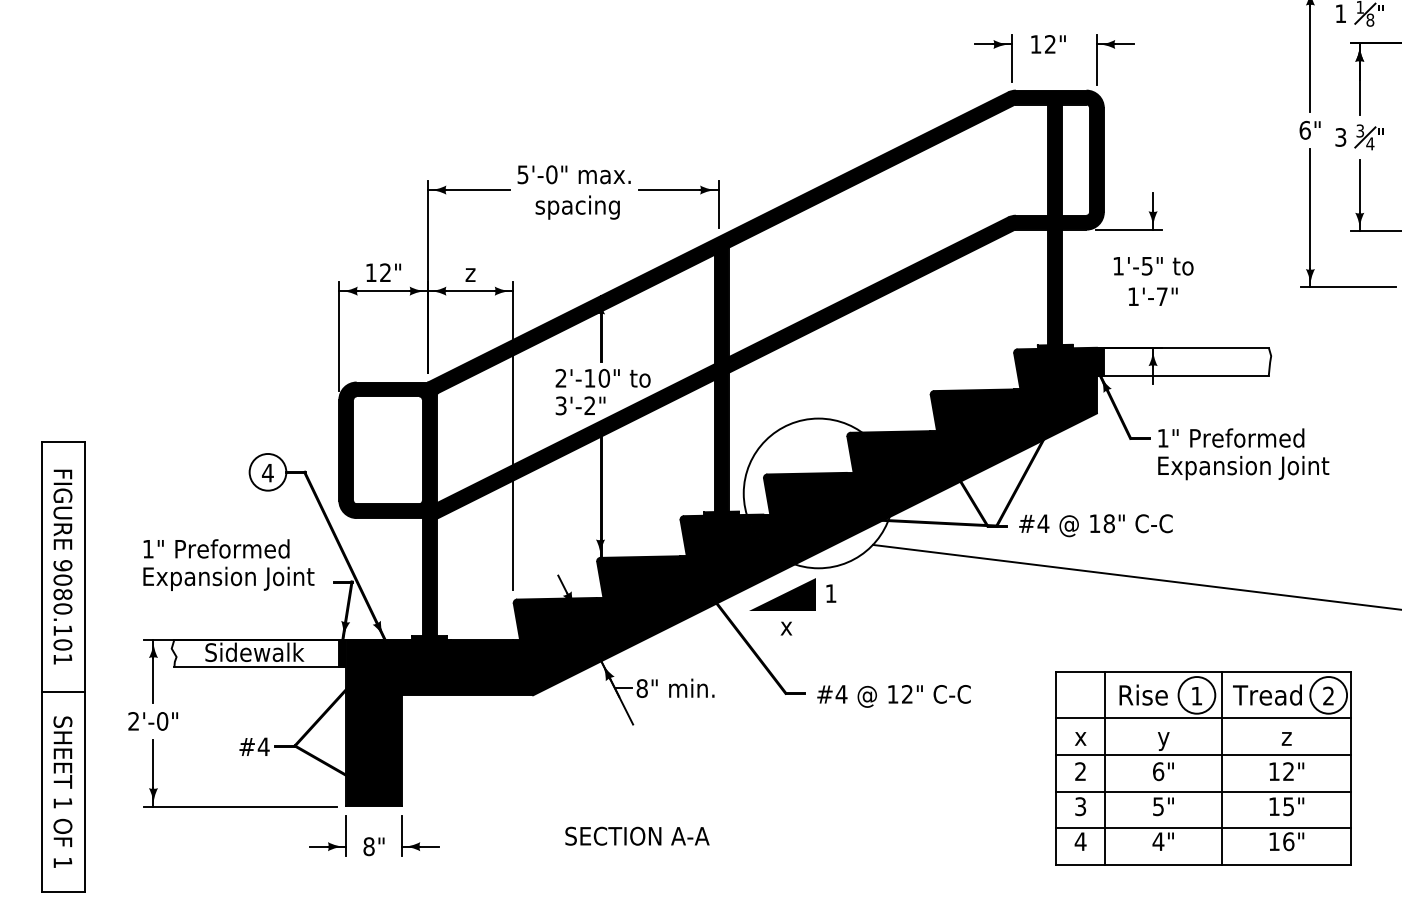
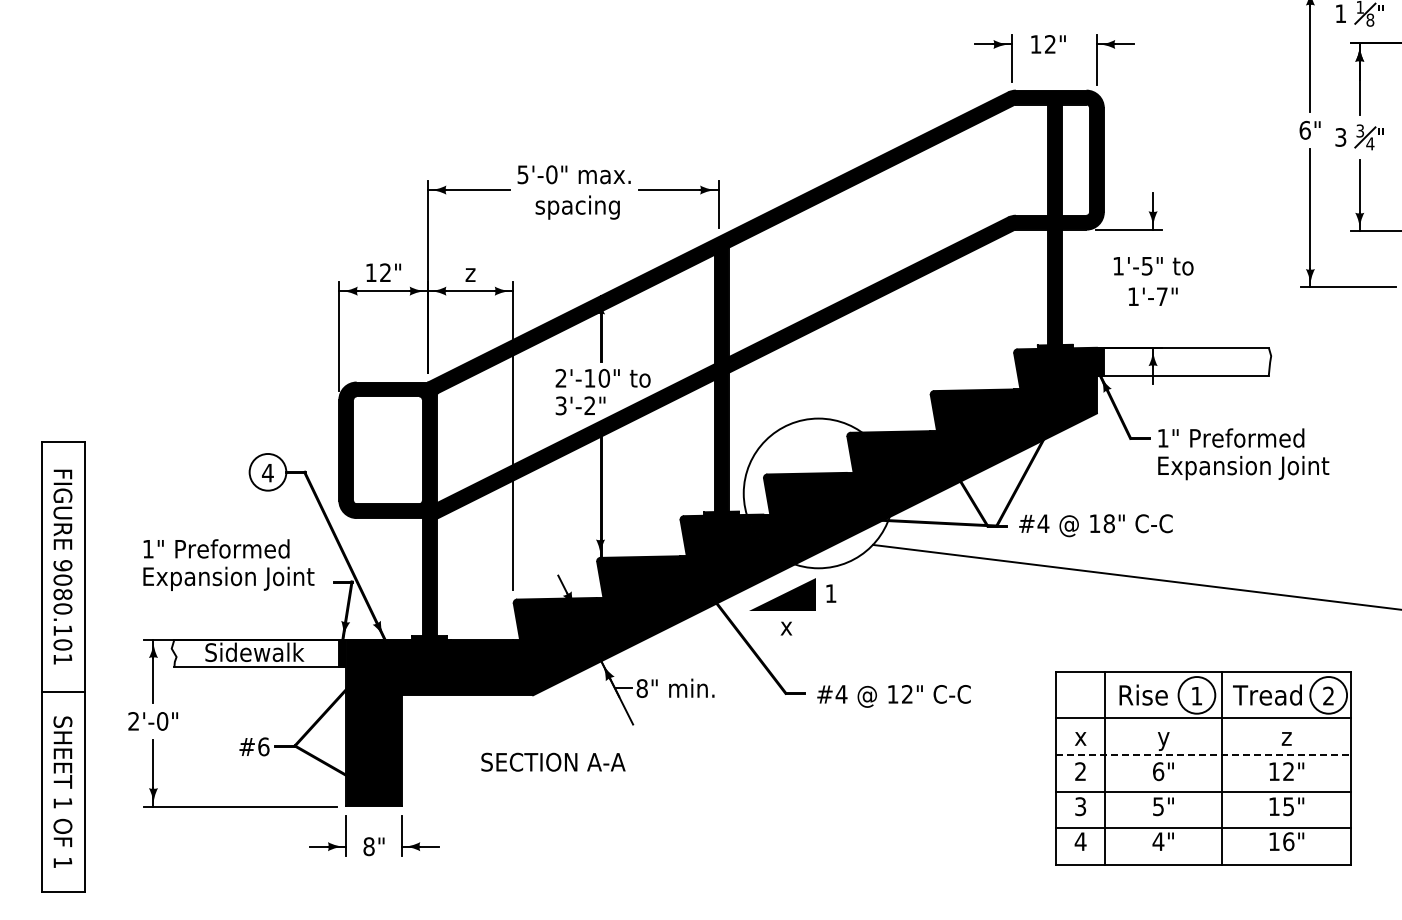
text: #4 -> #6 (263, 746)
line: solid -> dashed (1204, 755)
text position: (637, 835) -> (553, 761) (553, 761)
